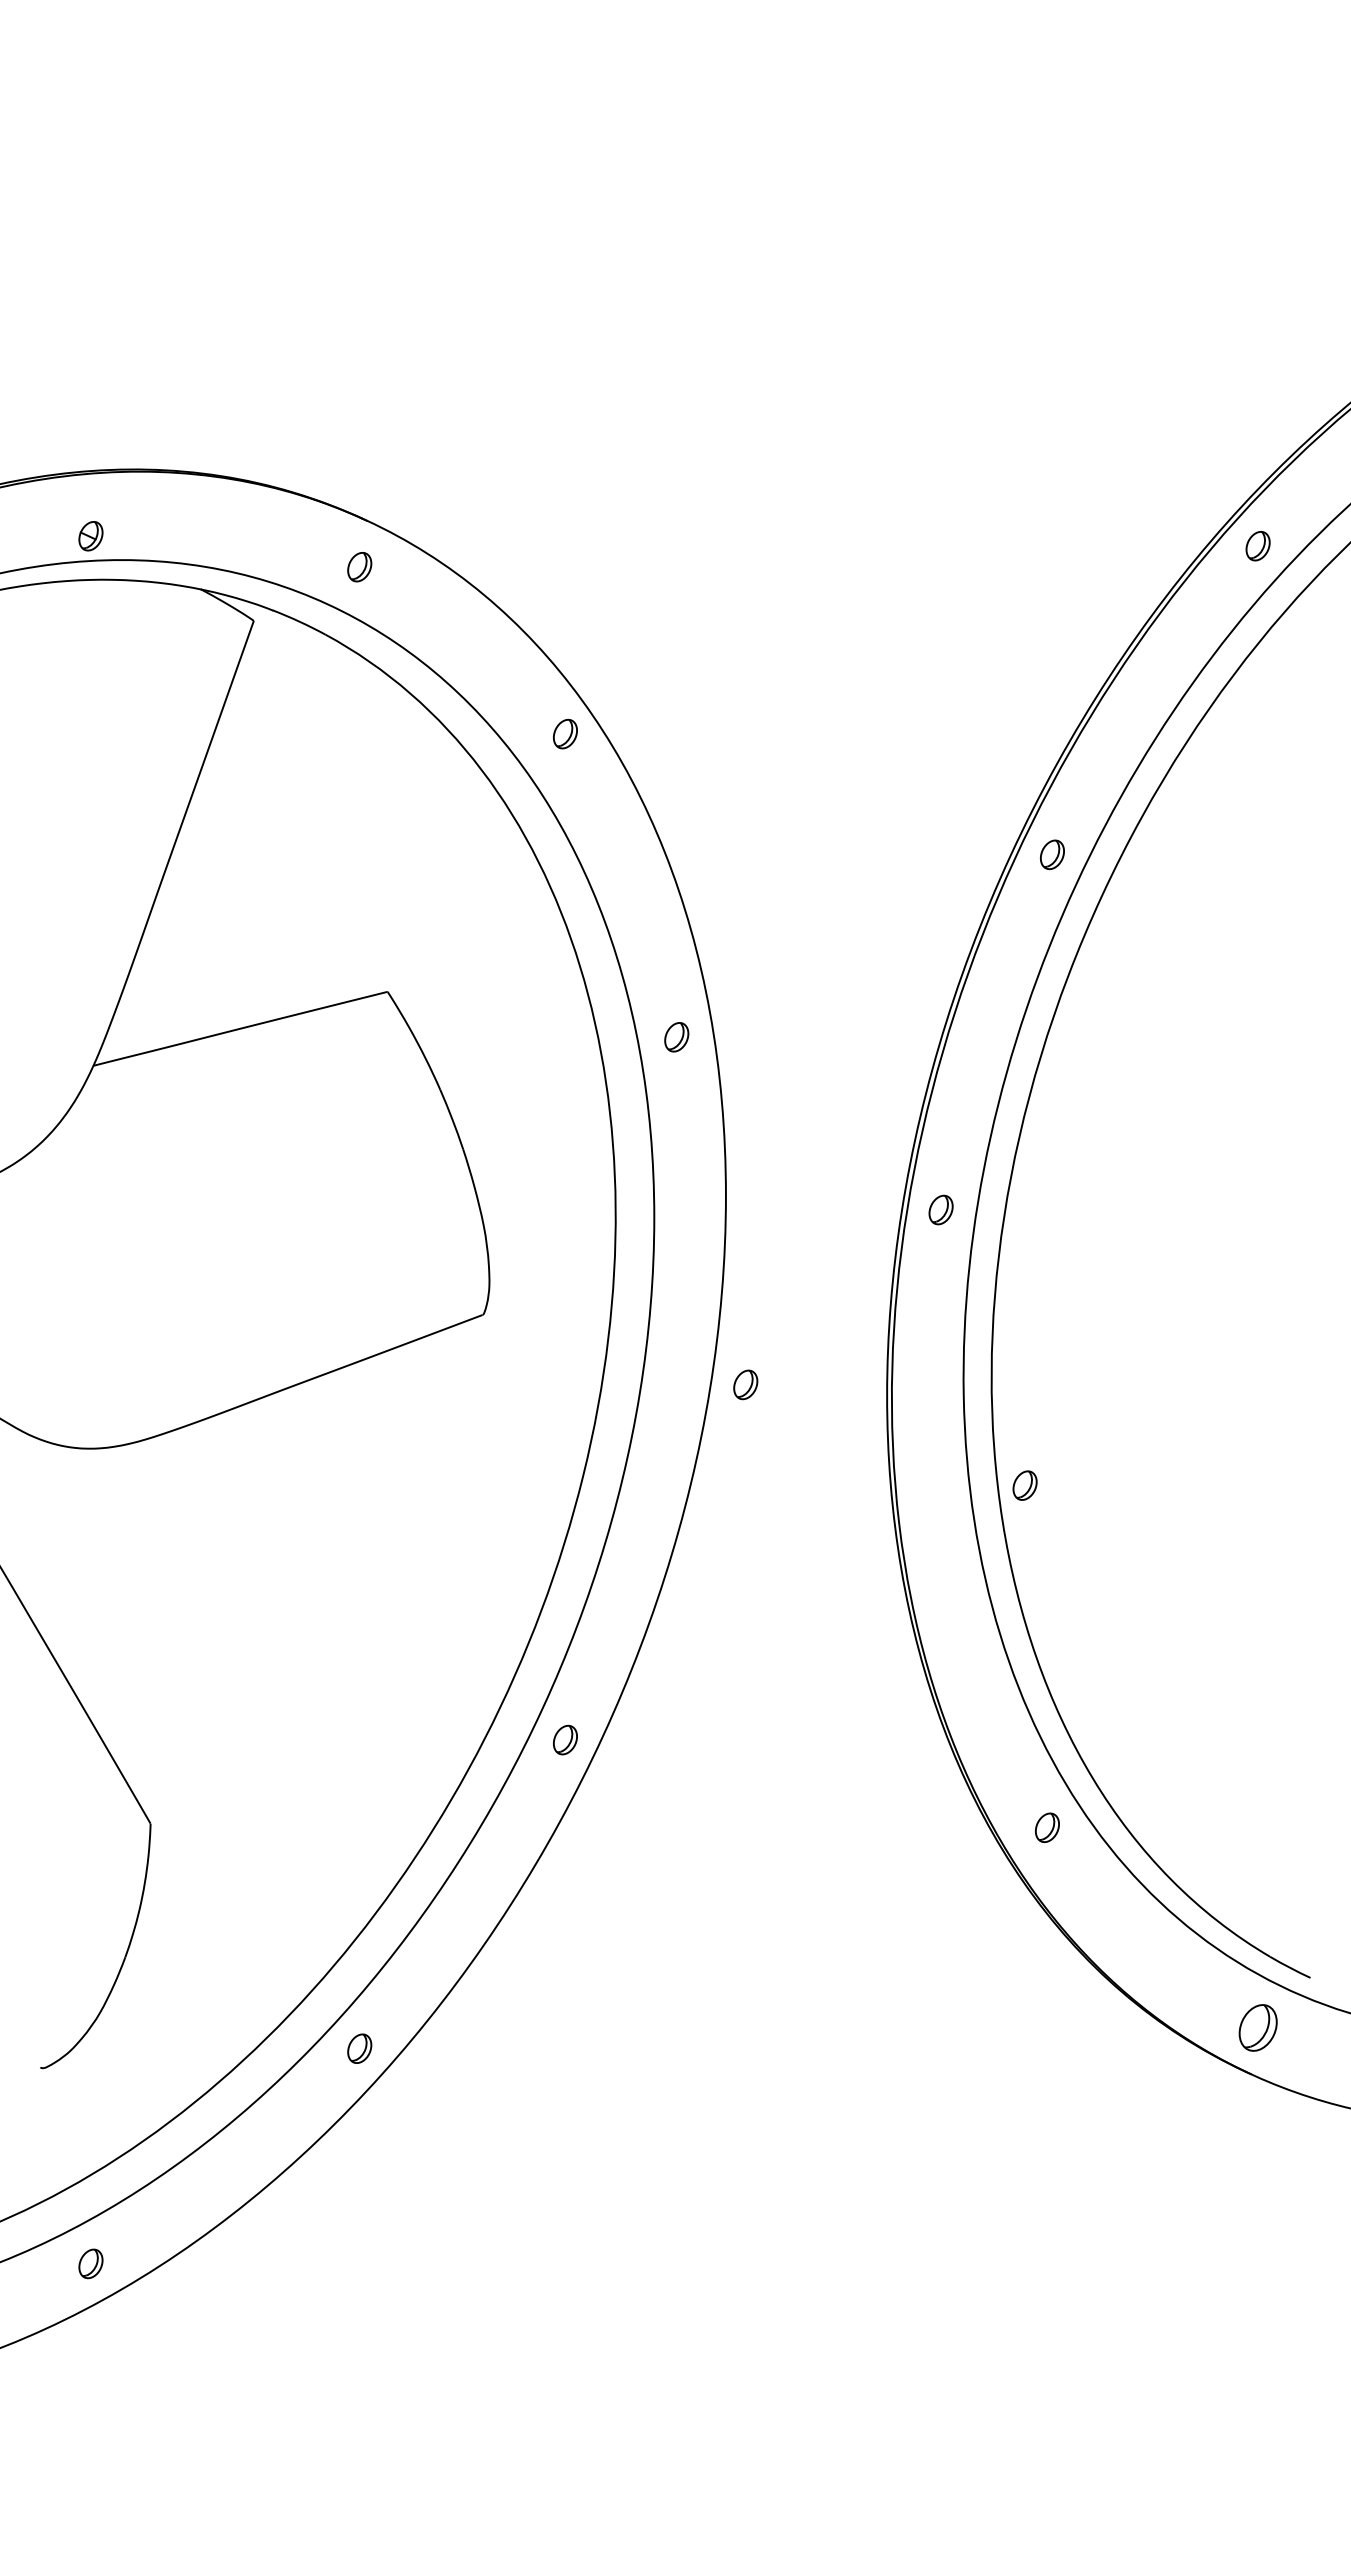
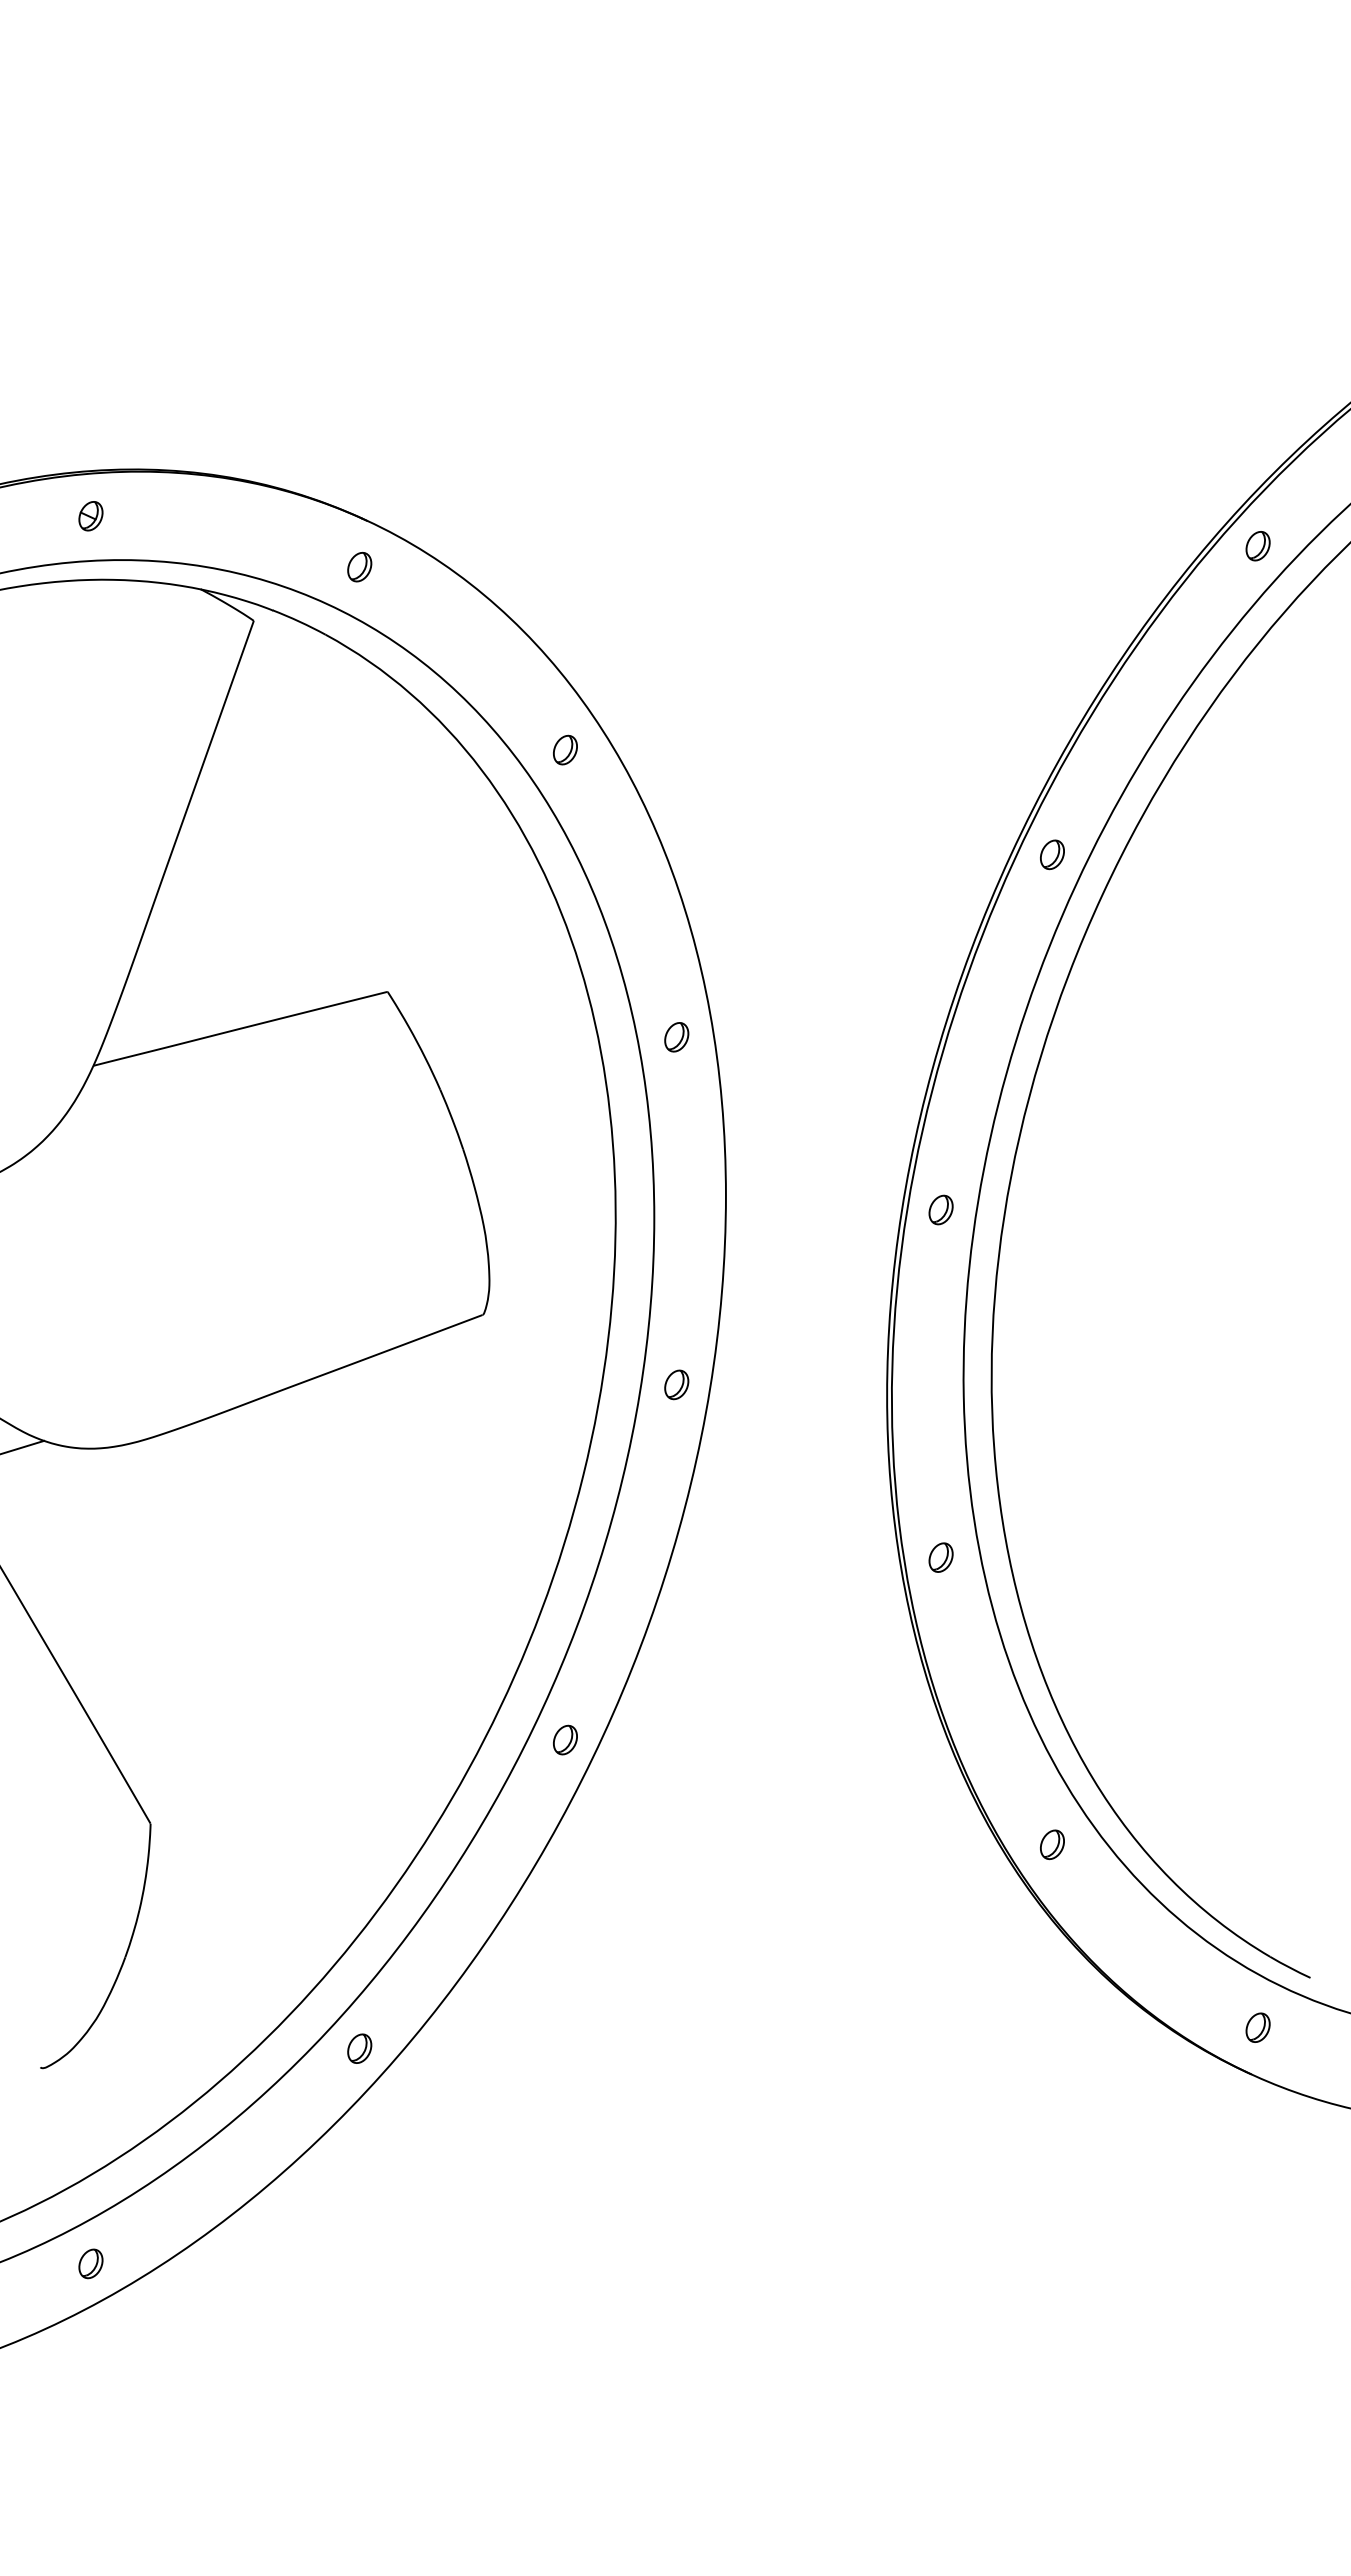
part position: (90, 536) -> (90, 516) (90, 516)
part position: (565, 733) -> (565, 749) (565, 749)
part position: (745, 1384) -> (676, 1384) (676, 1384)
line: none -> present (23, 1446)
part position: (1024, 1485) -> (940, 1557) (940, 1557)
part position: (1047, 1827) -> (1052, 1844) (1052, 1844)
part size: 40x48 px -> 26x31 px (1257, 2027)
